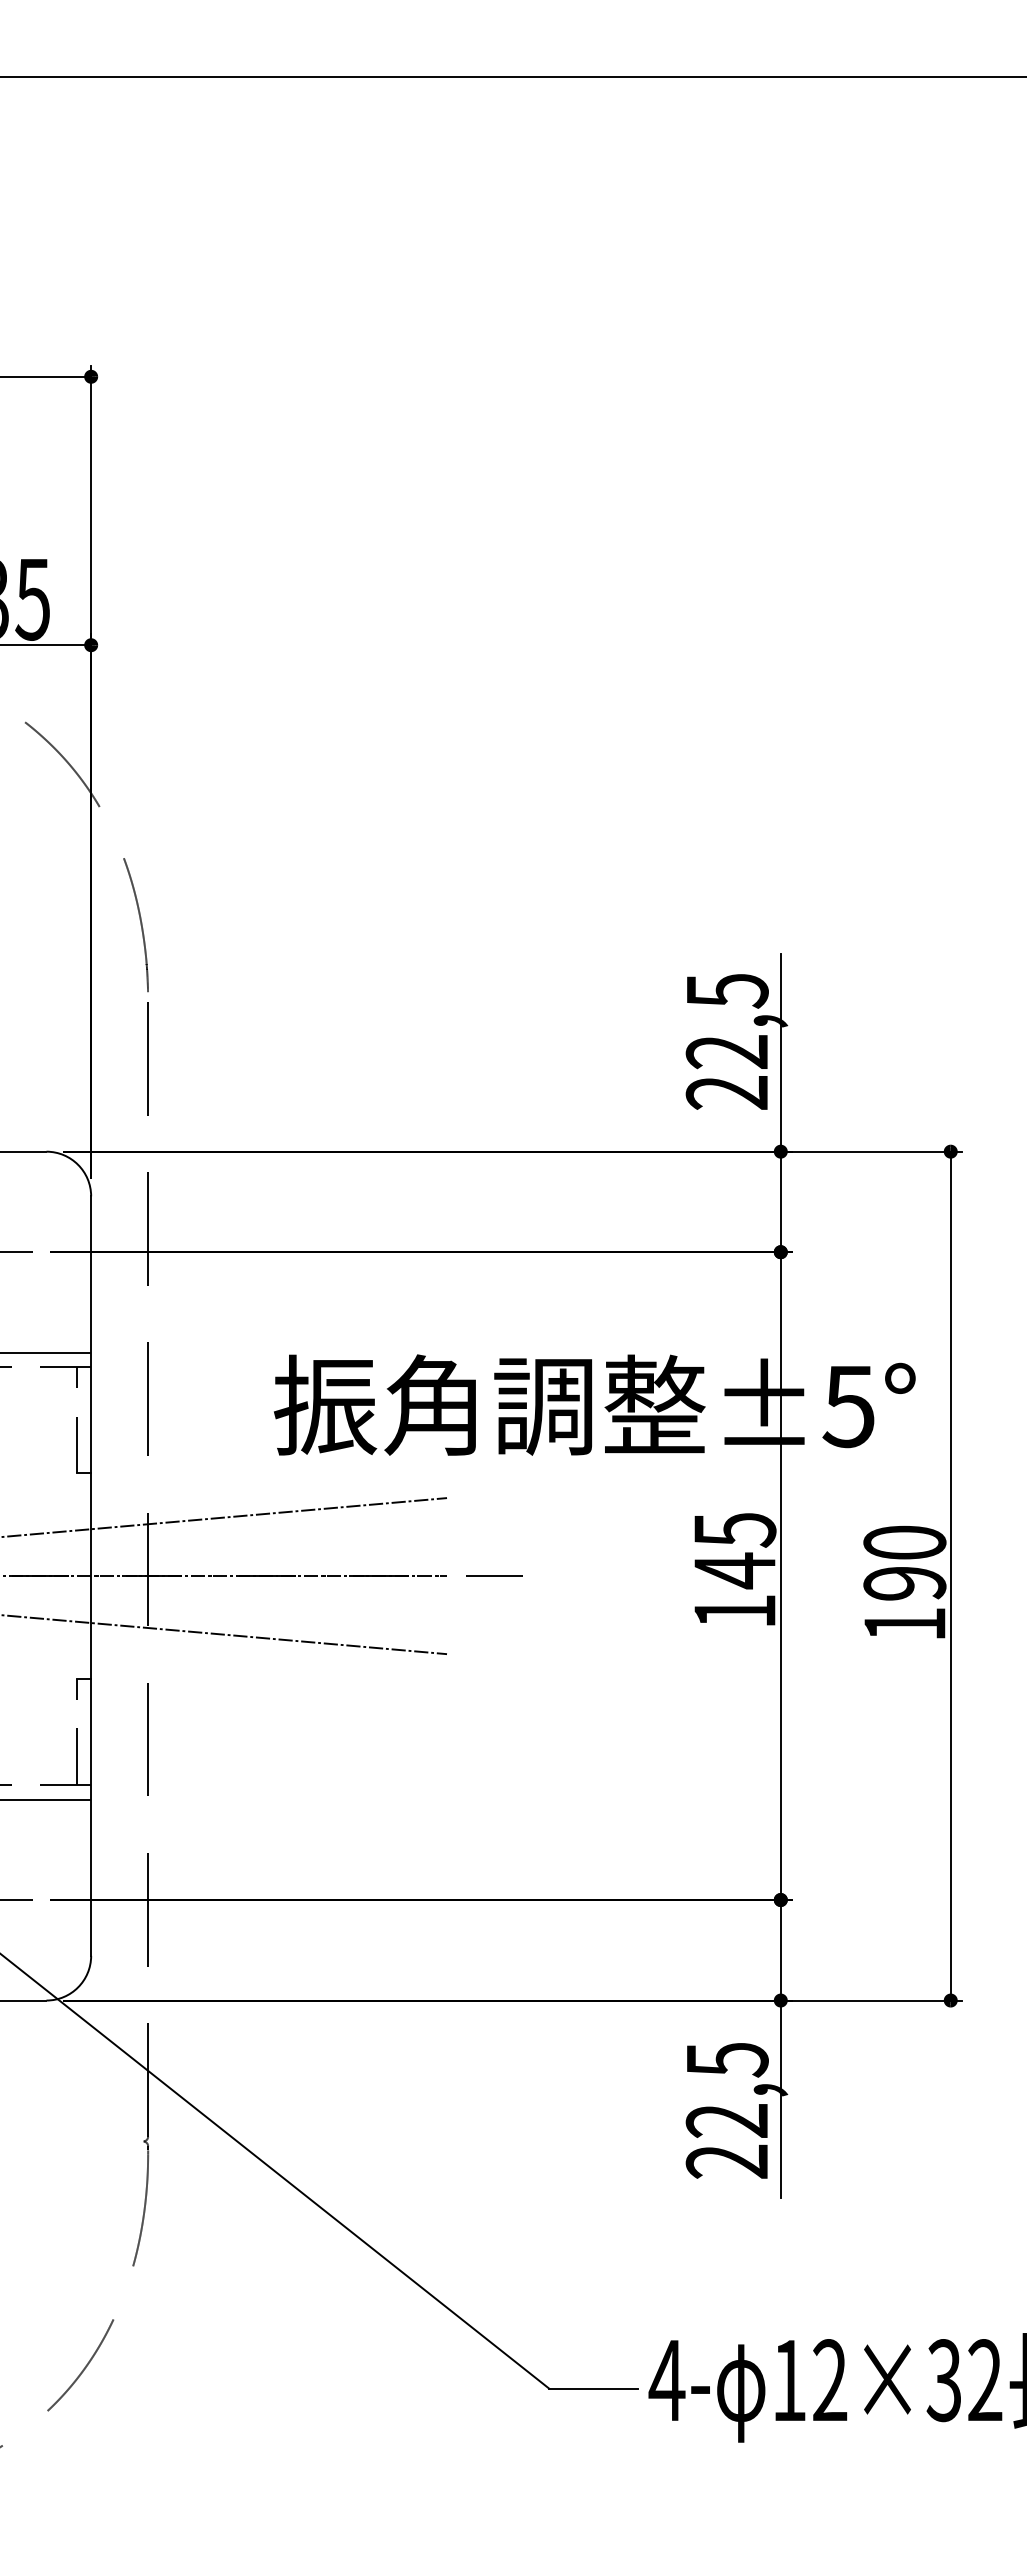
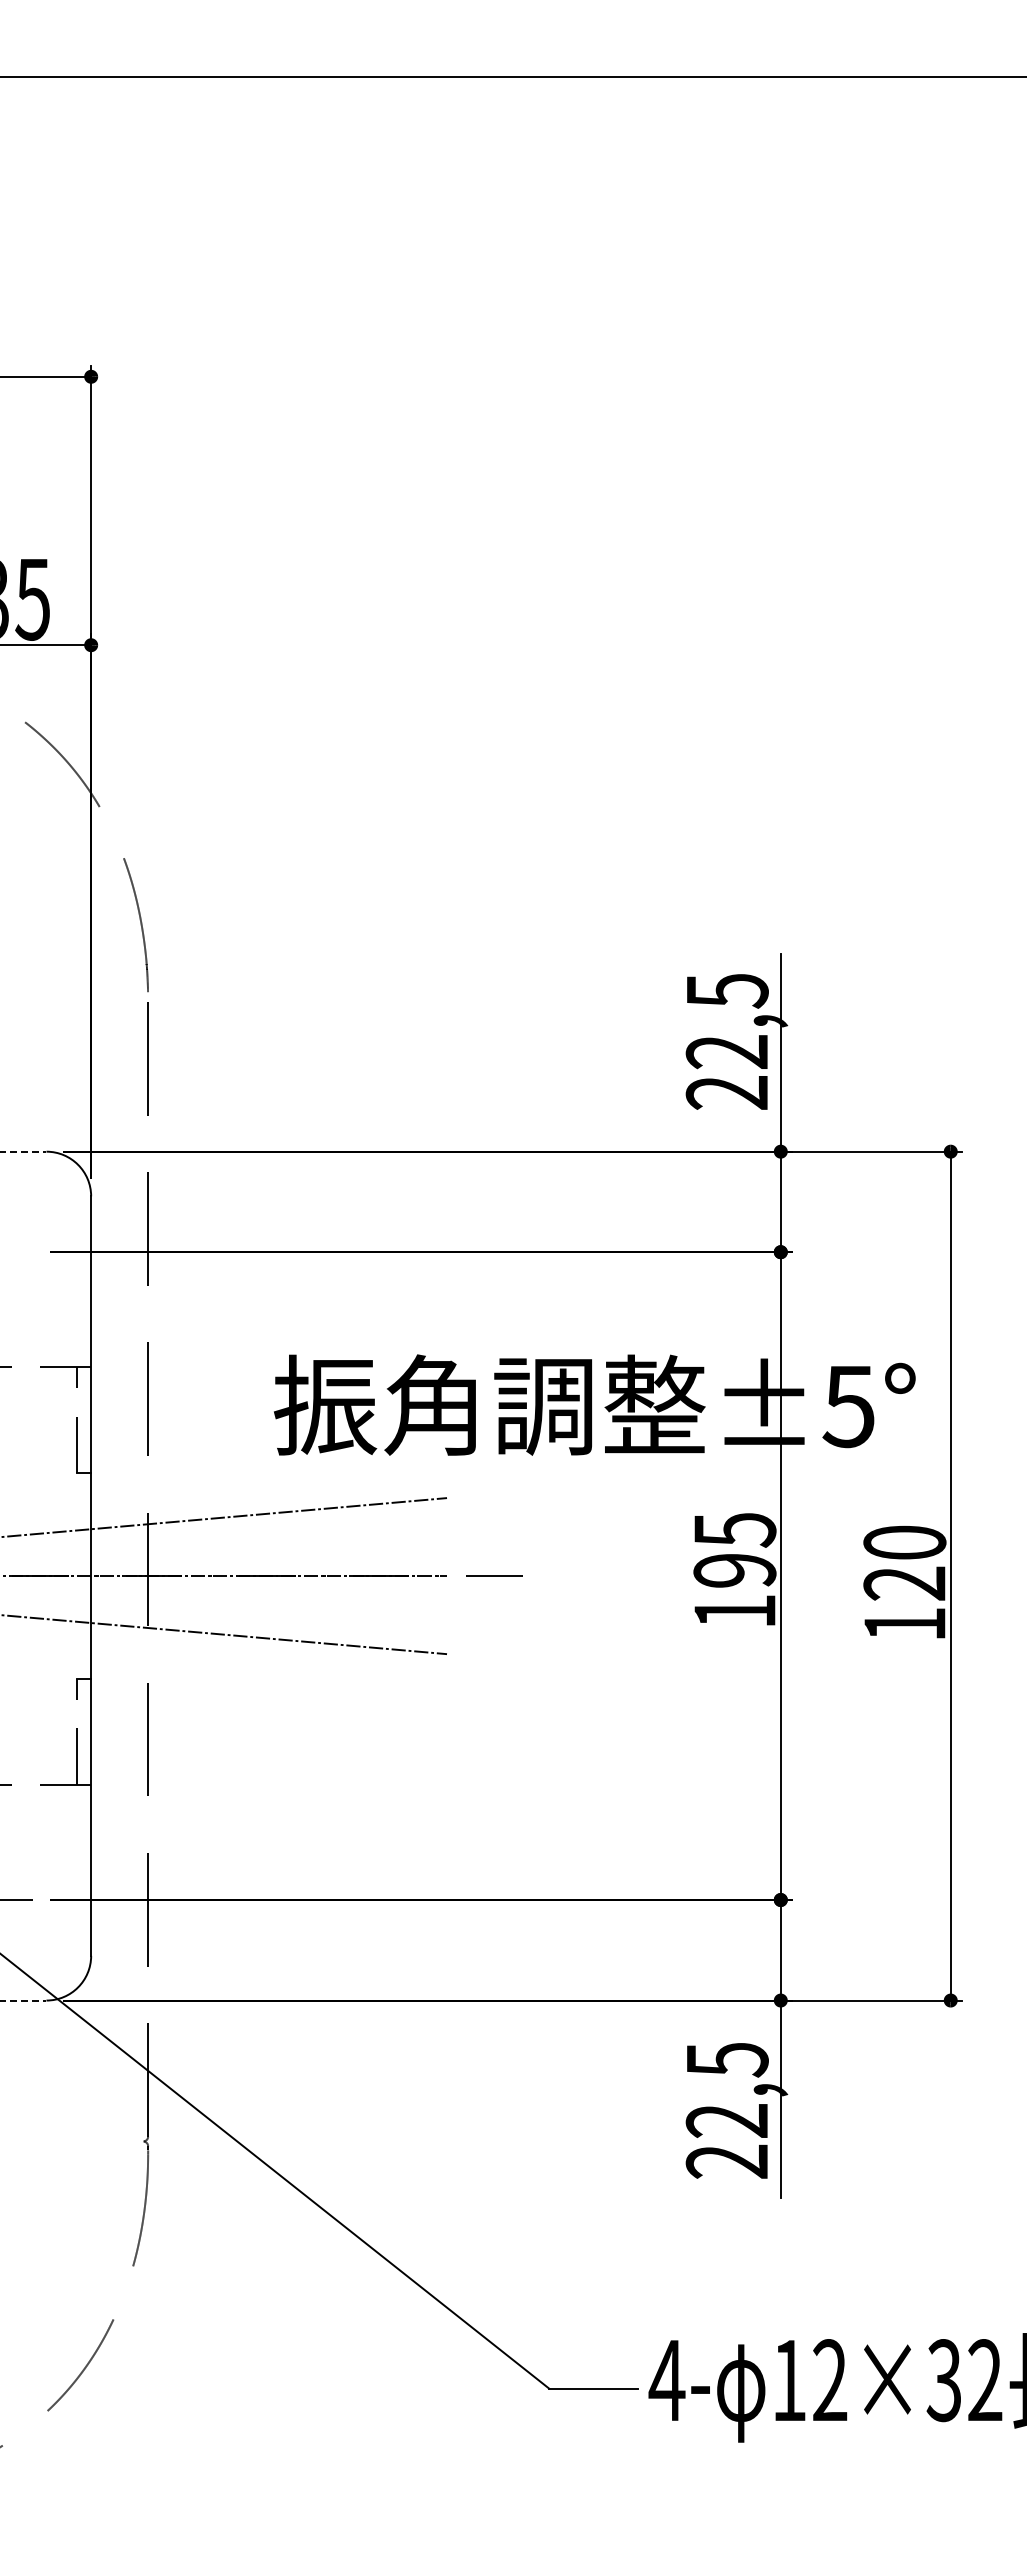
line: solid -> dashed (23, 1151)
line: present -> none (17, 1252)
line: present -> none (46, 1352)
text: 145 -> 195 (734, 1570)
text: 190 -> 120 (904, 1583)
line: present -> none (46, 1799)
line: solid -> dashed (23, 2000)
